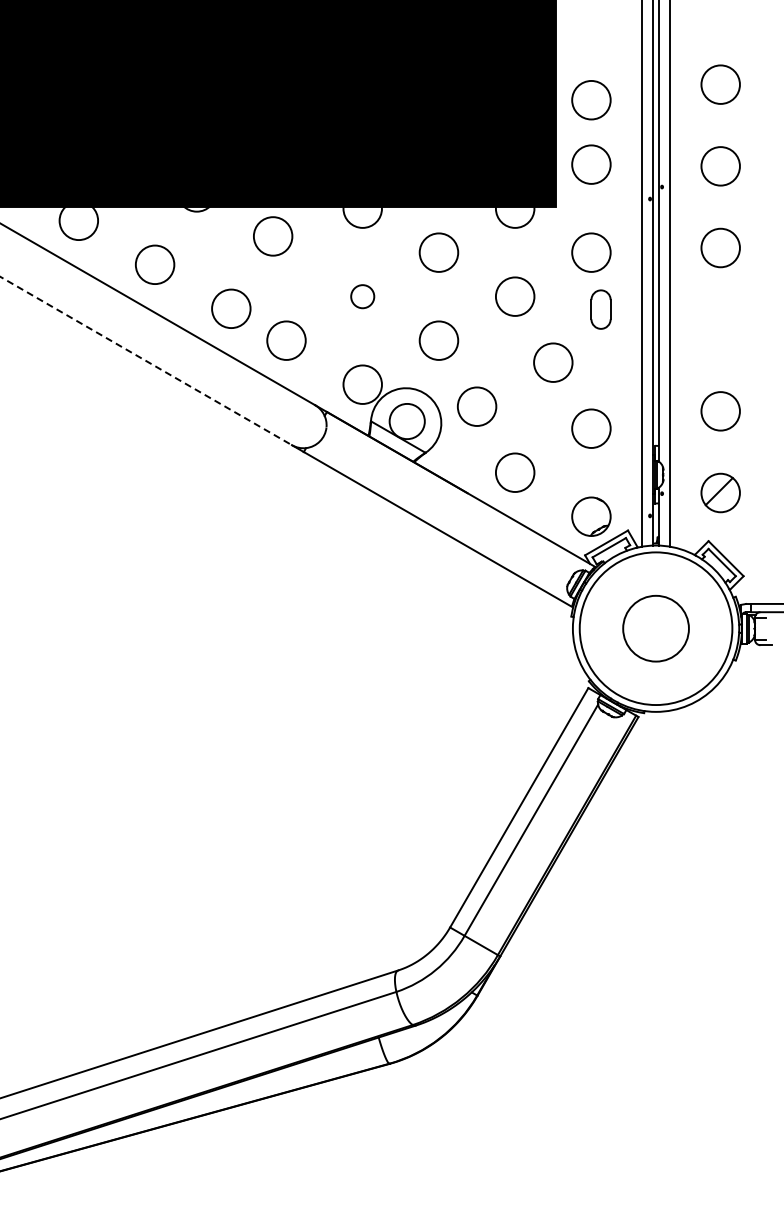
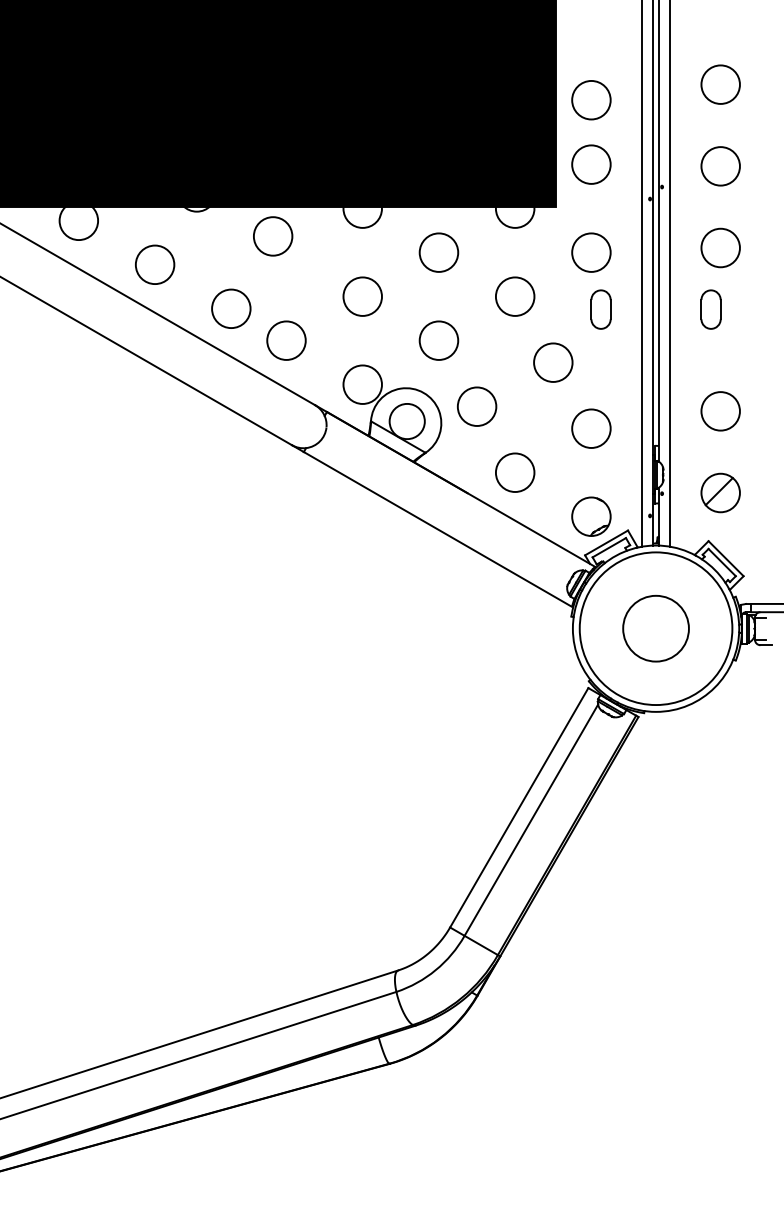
circle diameter: 23 px -> 39 px (362, 296)
part: none -> present (710, 309)
line: dashed -> solid (146, 361)
